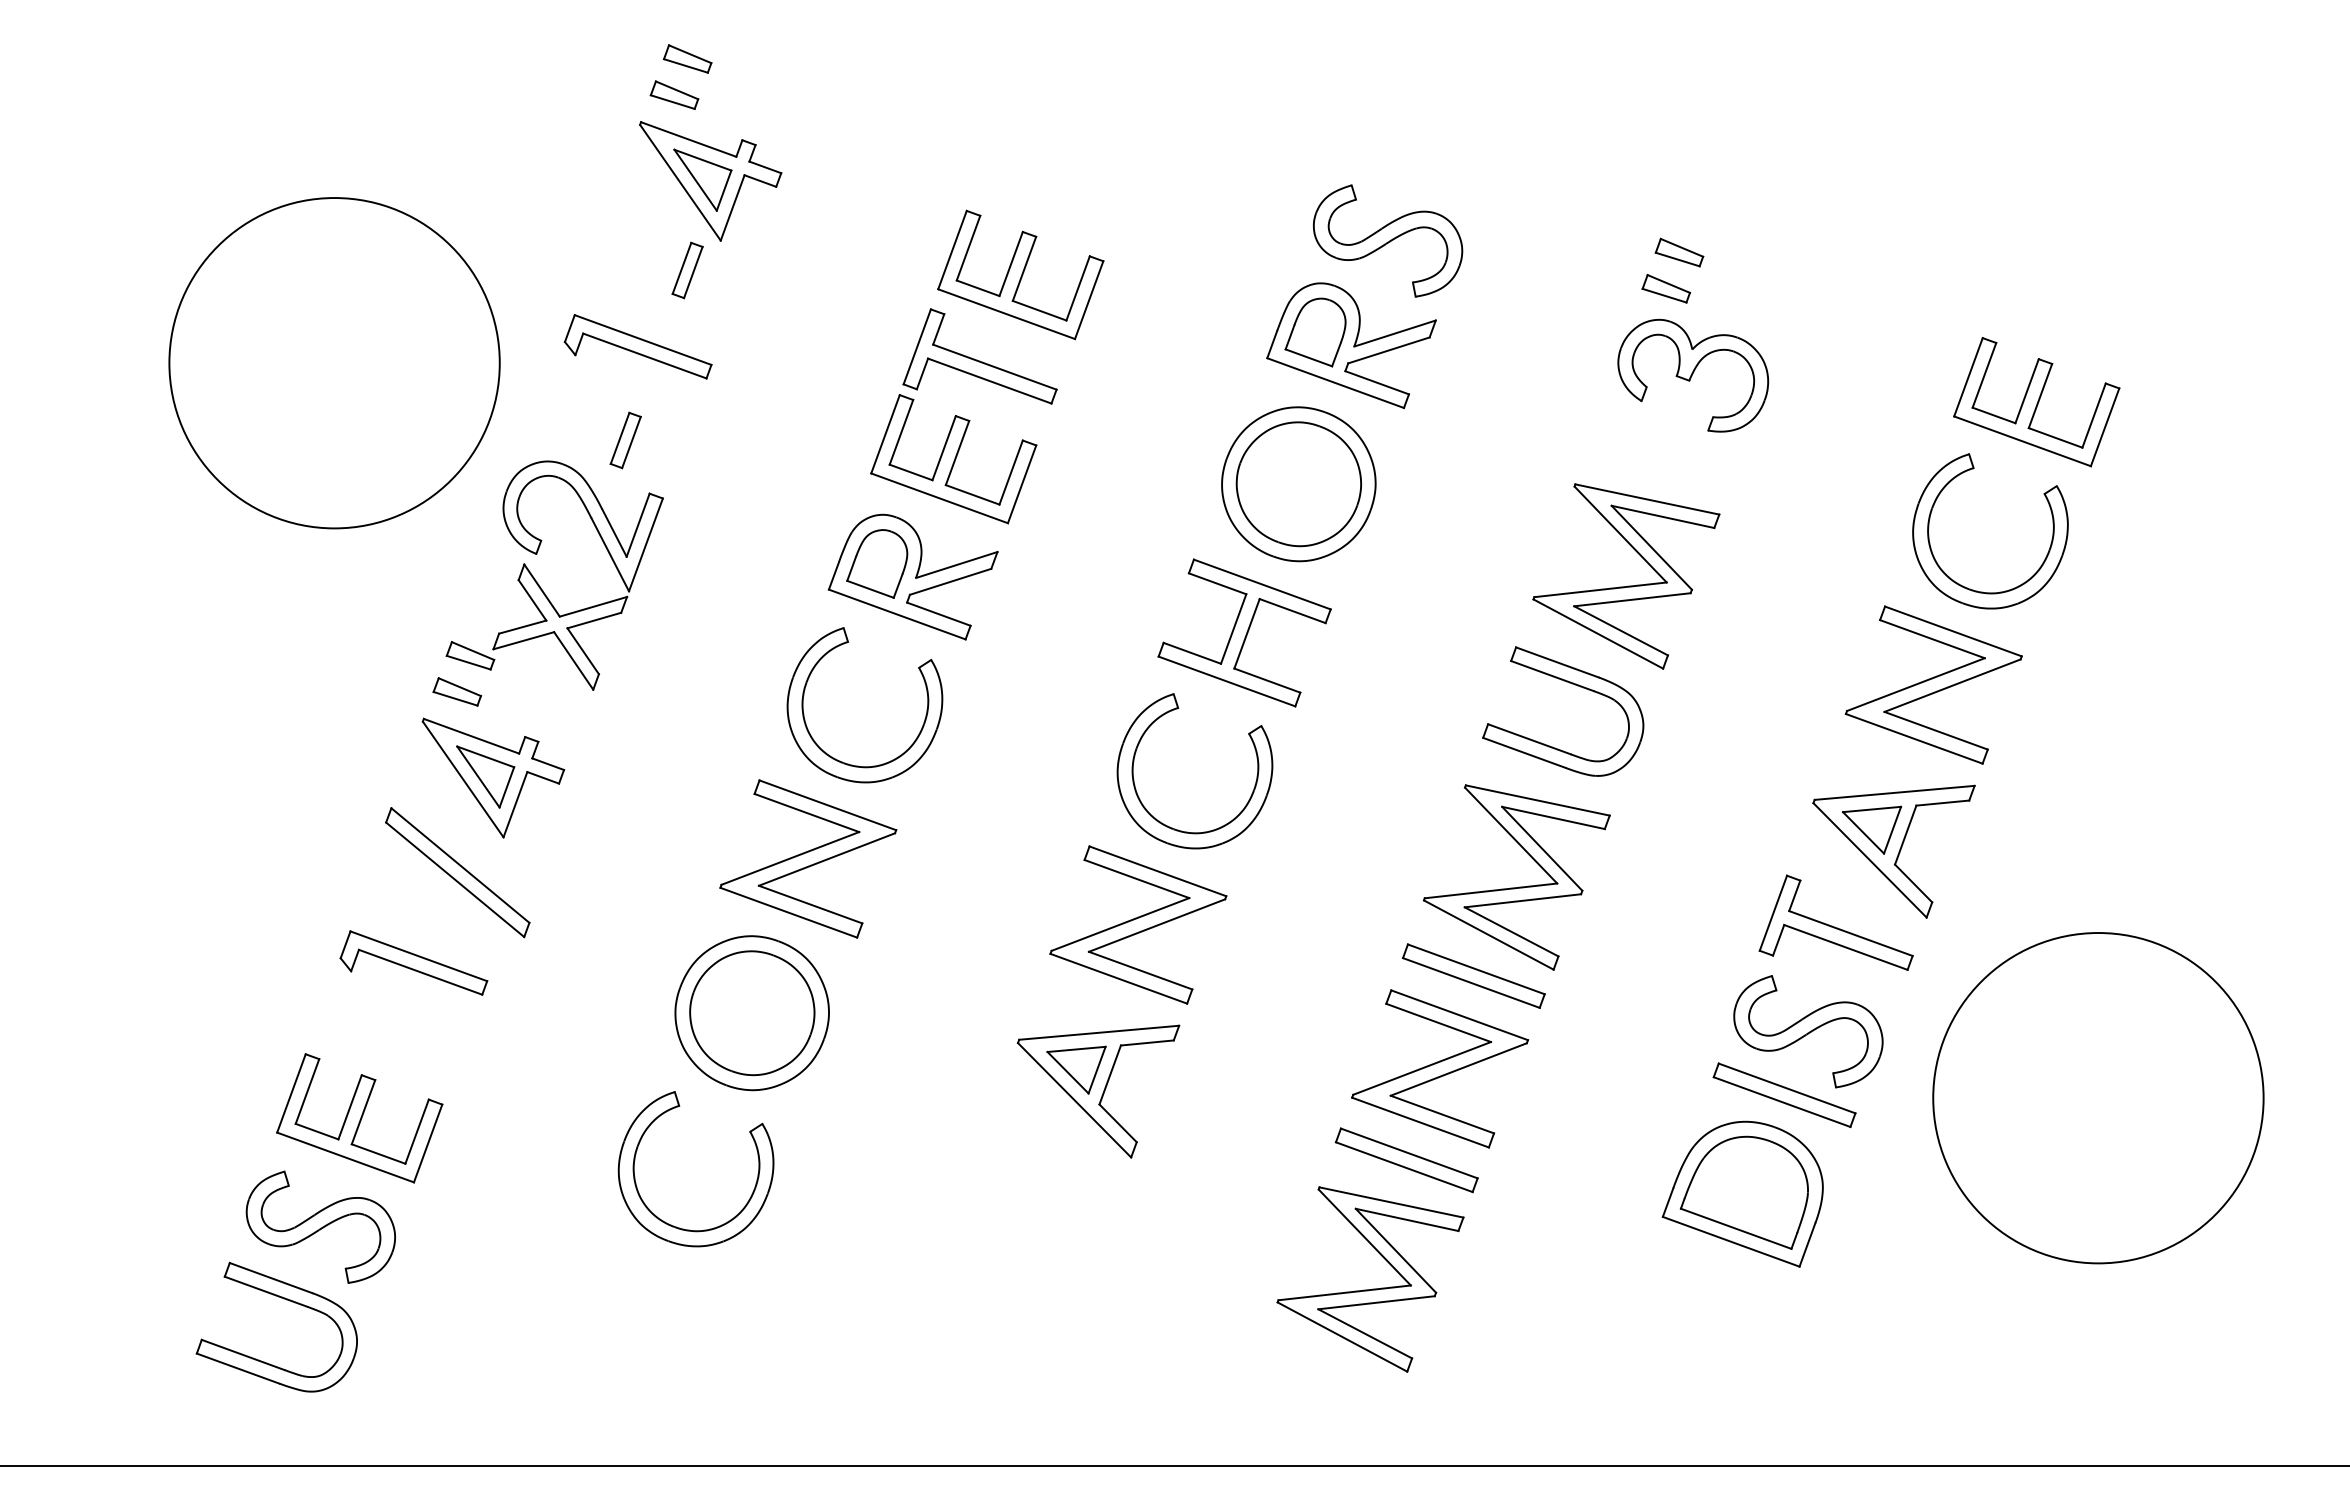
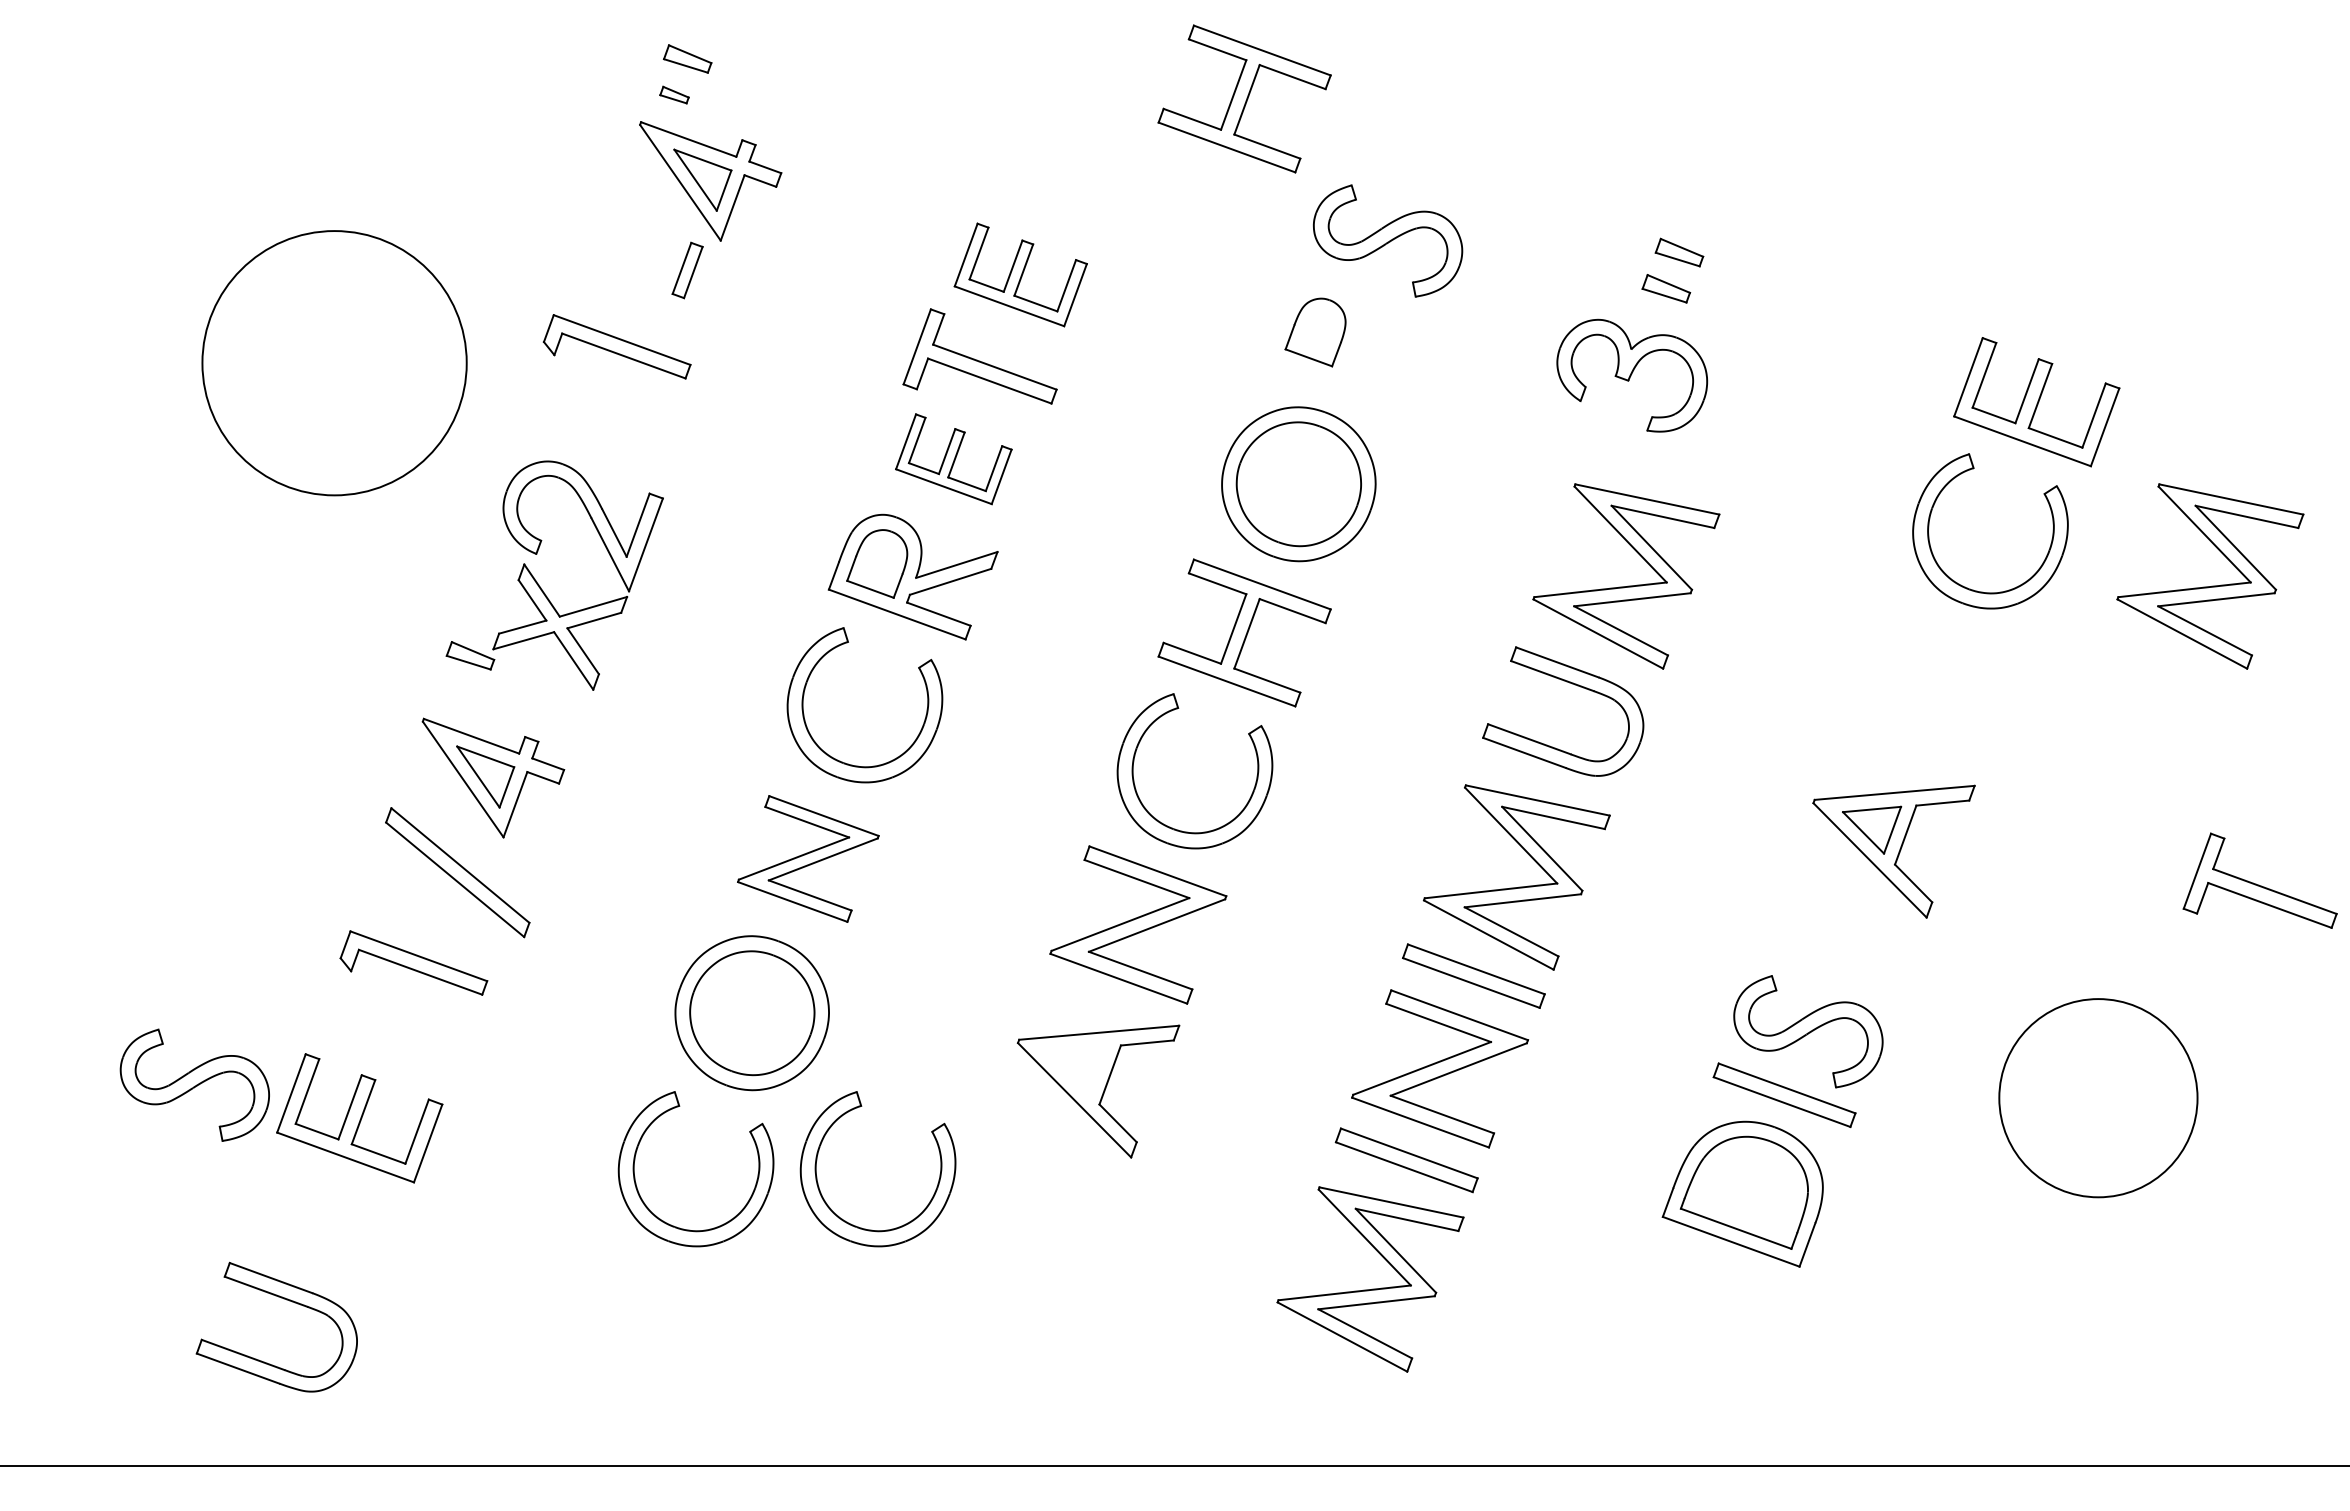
part size: 51x30 px -> 31x20 px (674, 94)
part: none -> present (1244, 98)
part size: 168x132 px -> 135x106 px (1020, 274)
part: present -> none (1351, 345)
part position: (637, 346) -> (616, 346) (616, 346)
circle diameter: 330 px -> 264 px (334, 363)
part position: (1693, 375) -> (1632, 375) (1632, 375)
part: present -> none (625, 440)
part size: 168x131 px -> 118x93 px (953, 459)
part: none -> present (2211, 585)
part: present -> none (1933, 684)
part: present -> none (457, 691)
part size: 179x160 px -> 143x128 px (808, 858)
part position: (1835, 922) -> (2259, 880) (2259, 880)
part: present -> none (1076, 1069)
circle diameter: 330 px -> 198 px (2098, 1098)
part: none -> present (851, 1223)
part position: (320, 1226) -> (194, 1084) (194, 1084)
